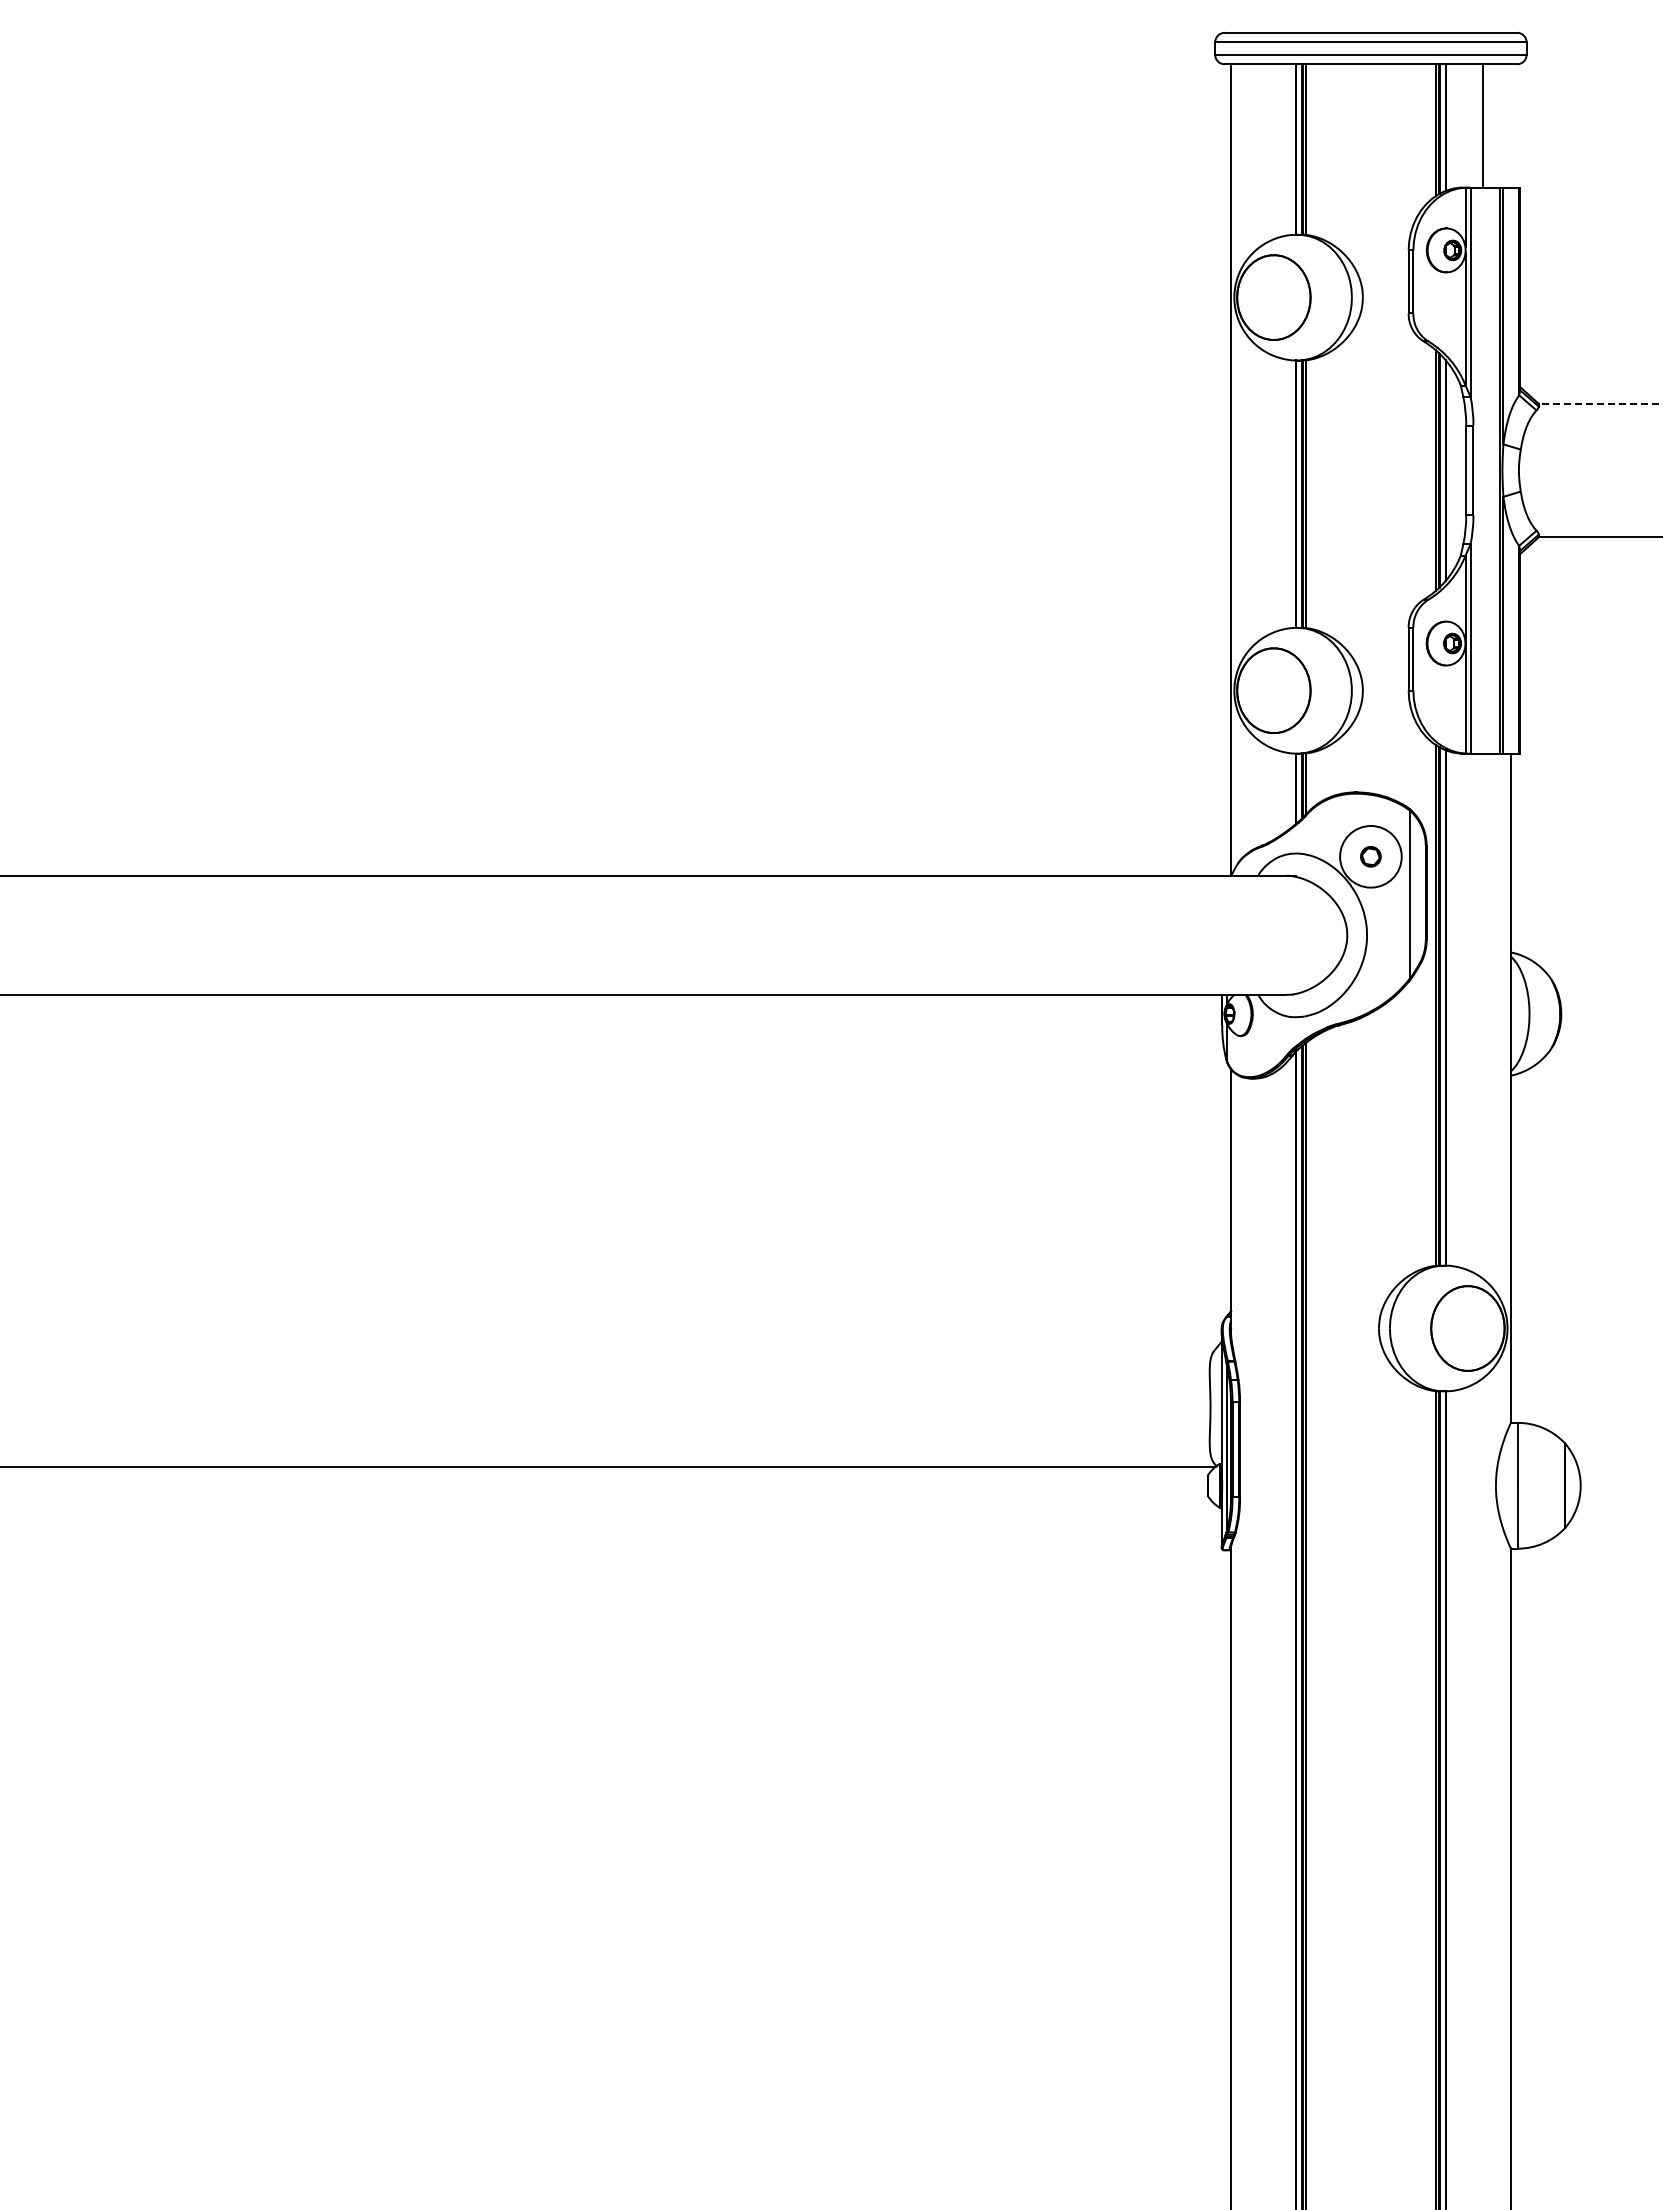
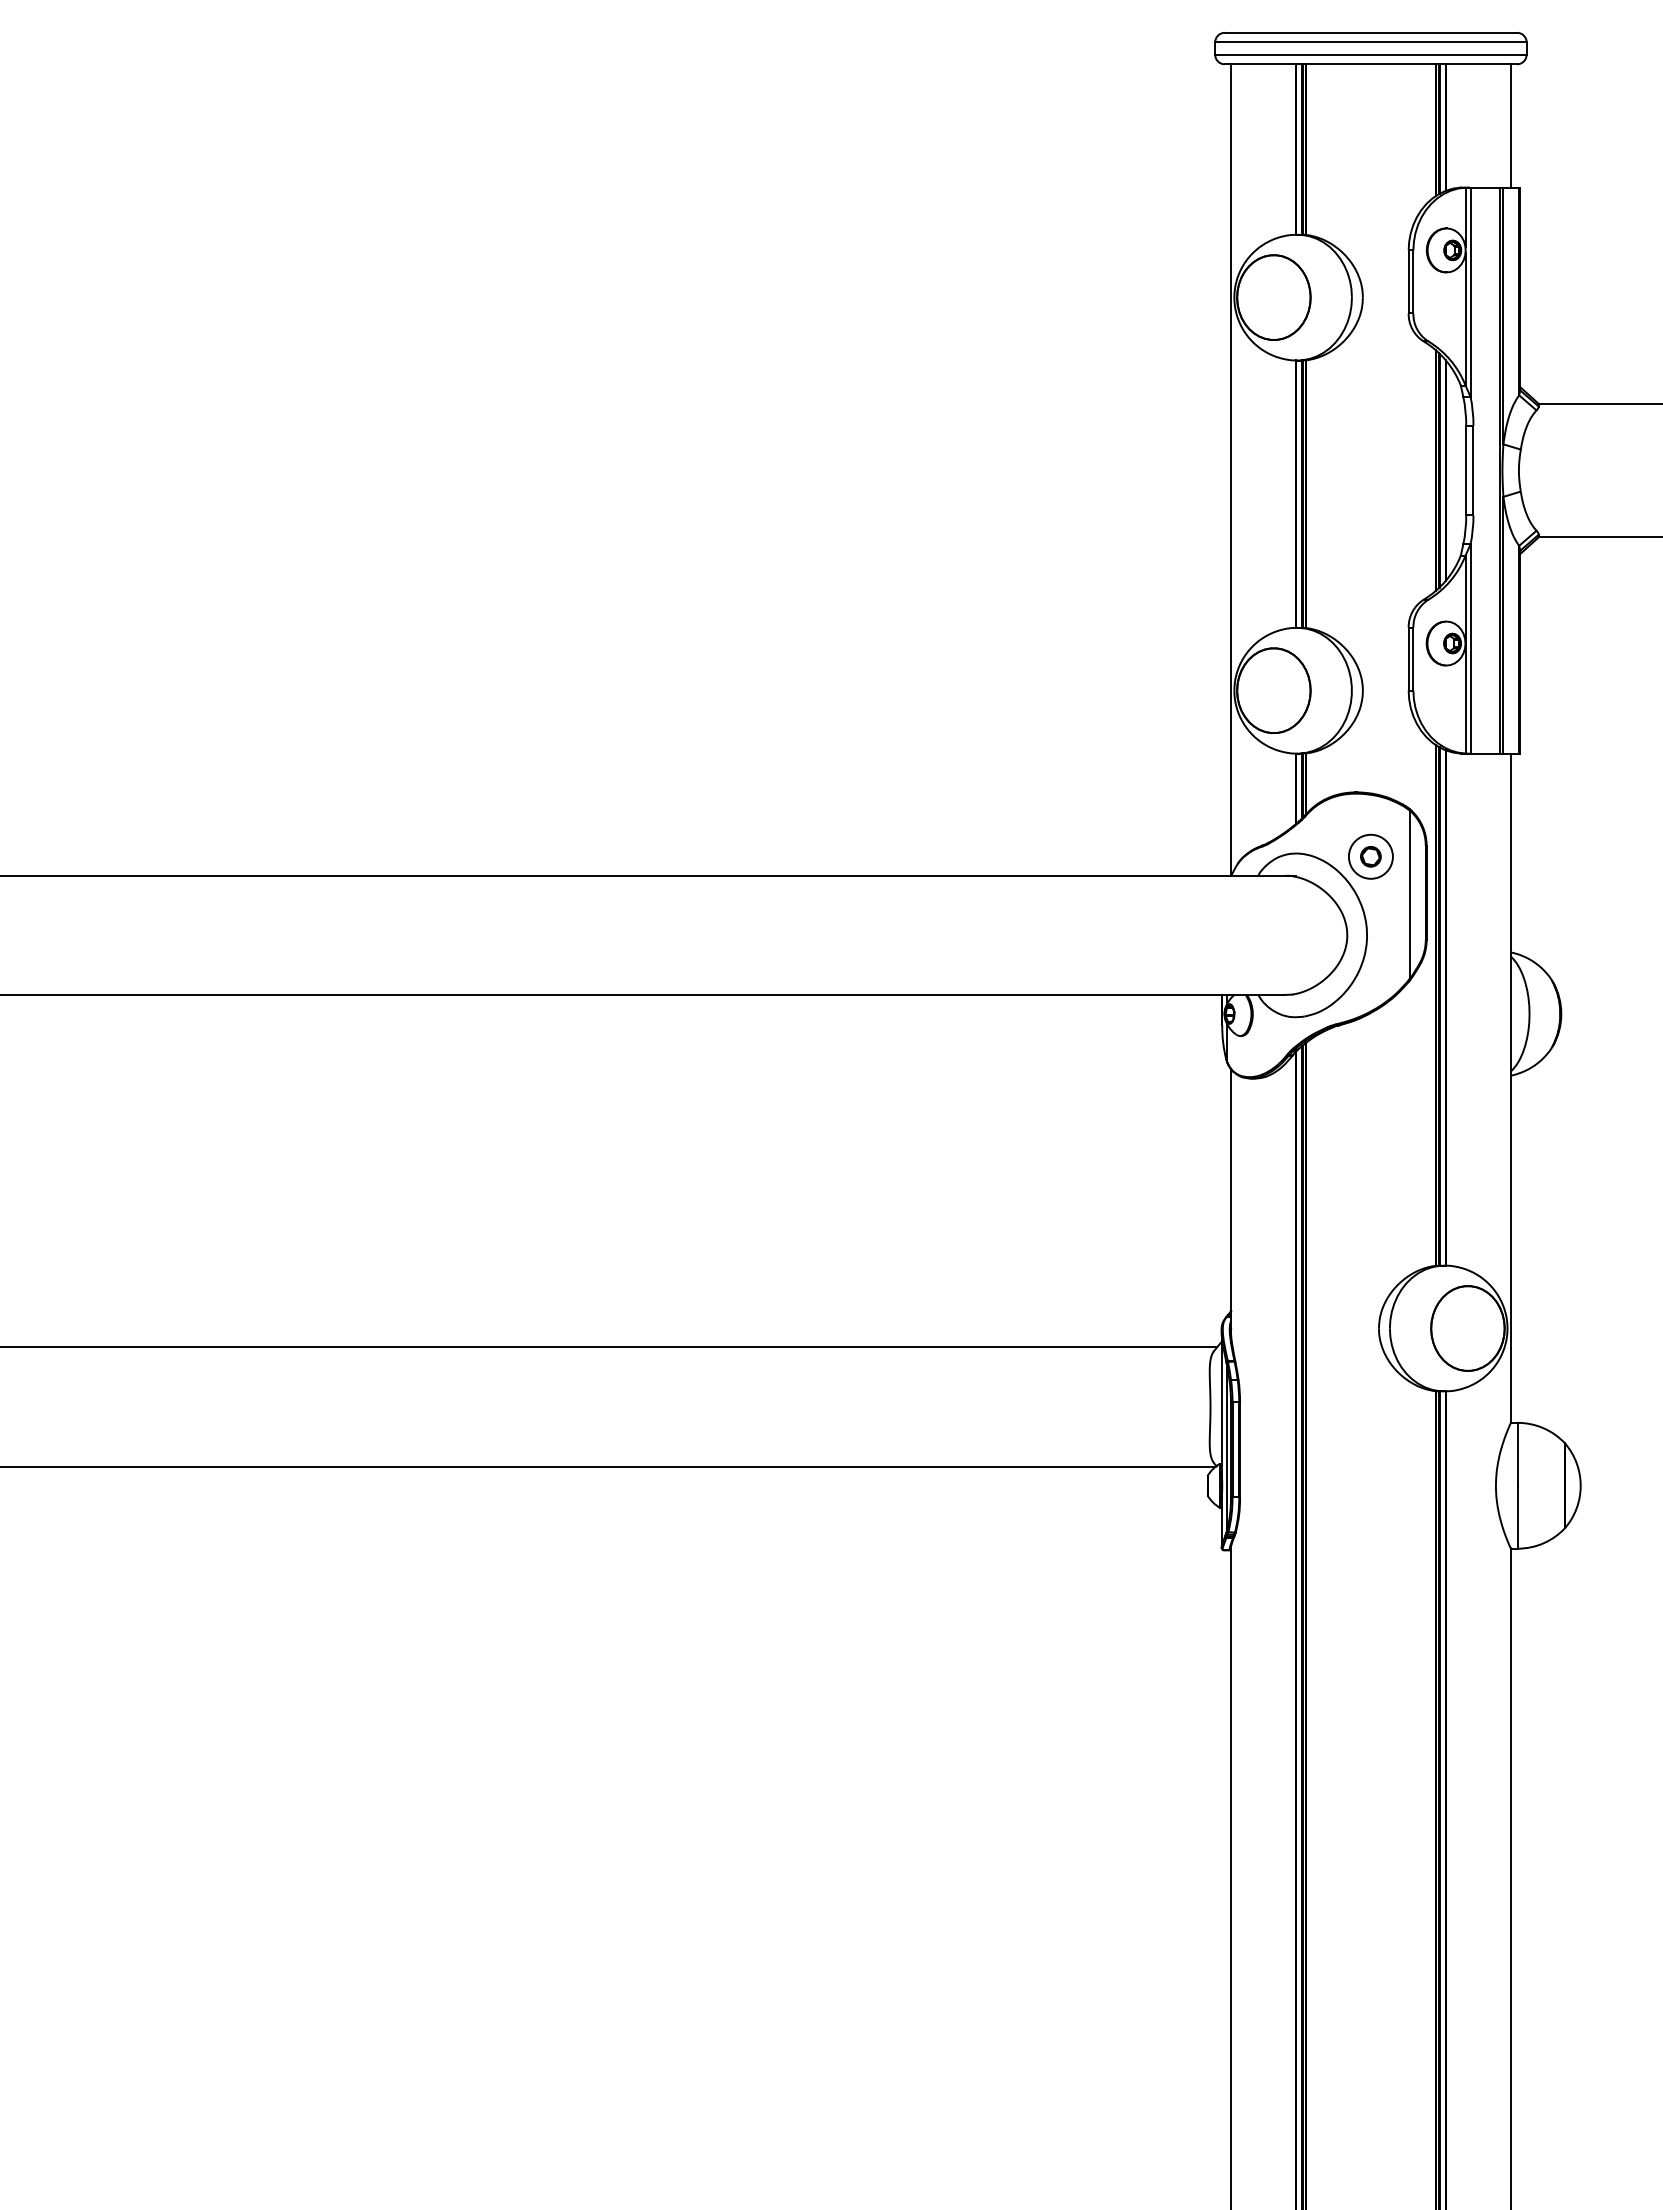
line position: (1482, 125) -> (1510, 125) (1510, 125)
line: dashed -> solid (1600, 403)
circle diameter: 62 px -> 44 px (1370, 856)
line: none -> present (609, 1347)
